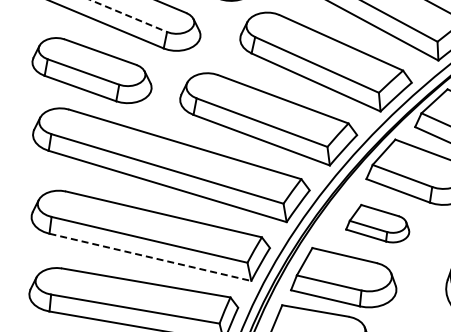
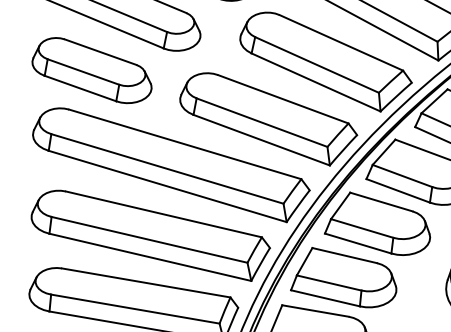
line: dashed -> solid (129, 16)
part size: 66x41 px -> 108x65 px (377, 223)
line: dashed -> solid (150, 257)
